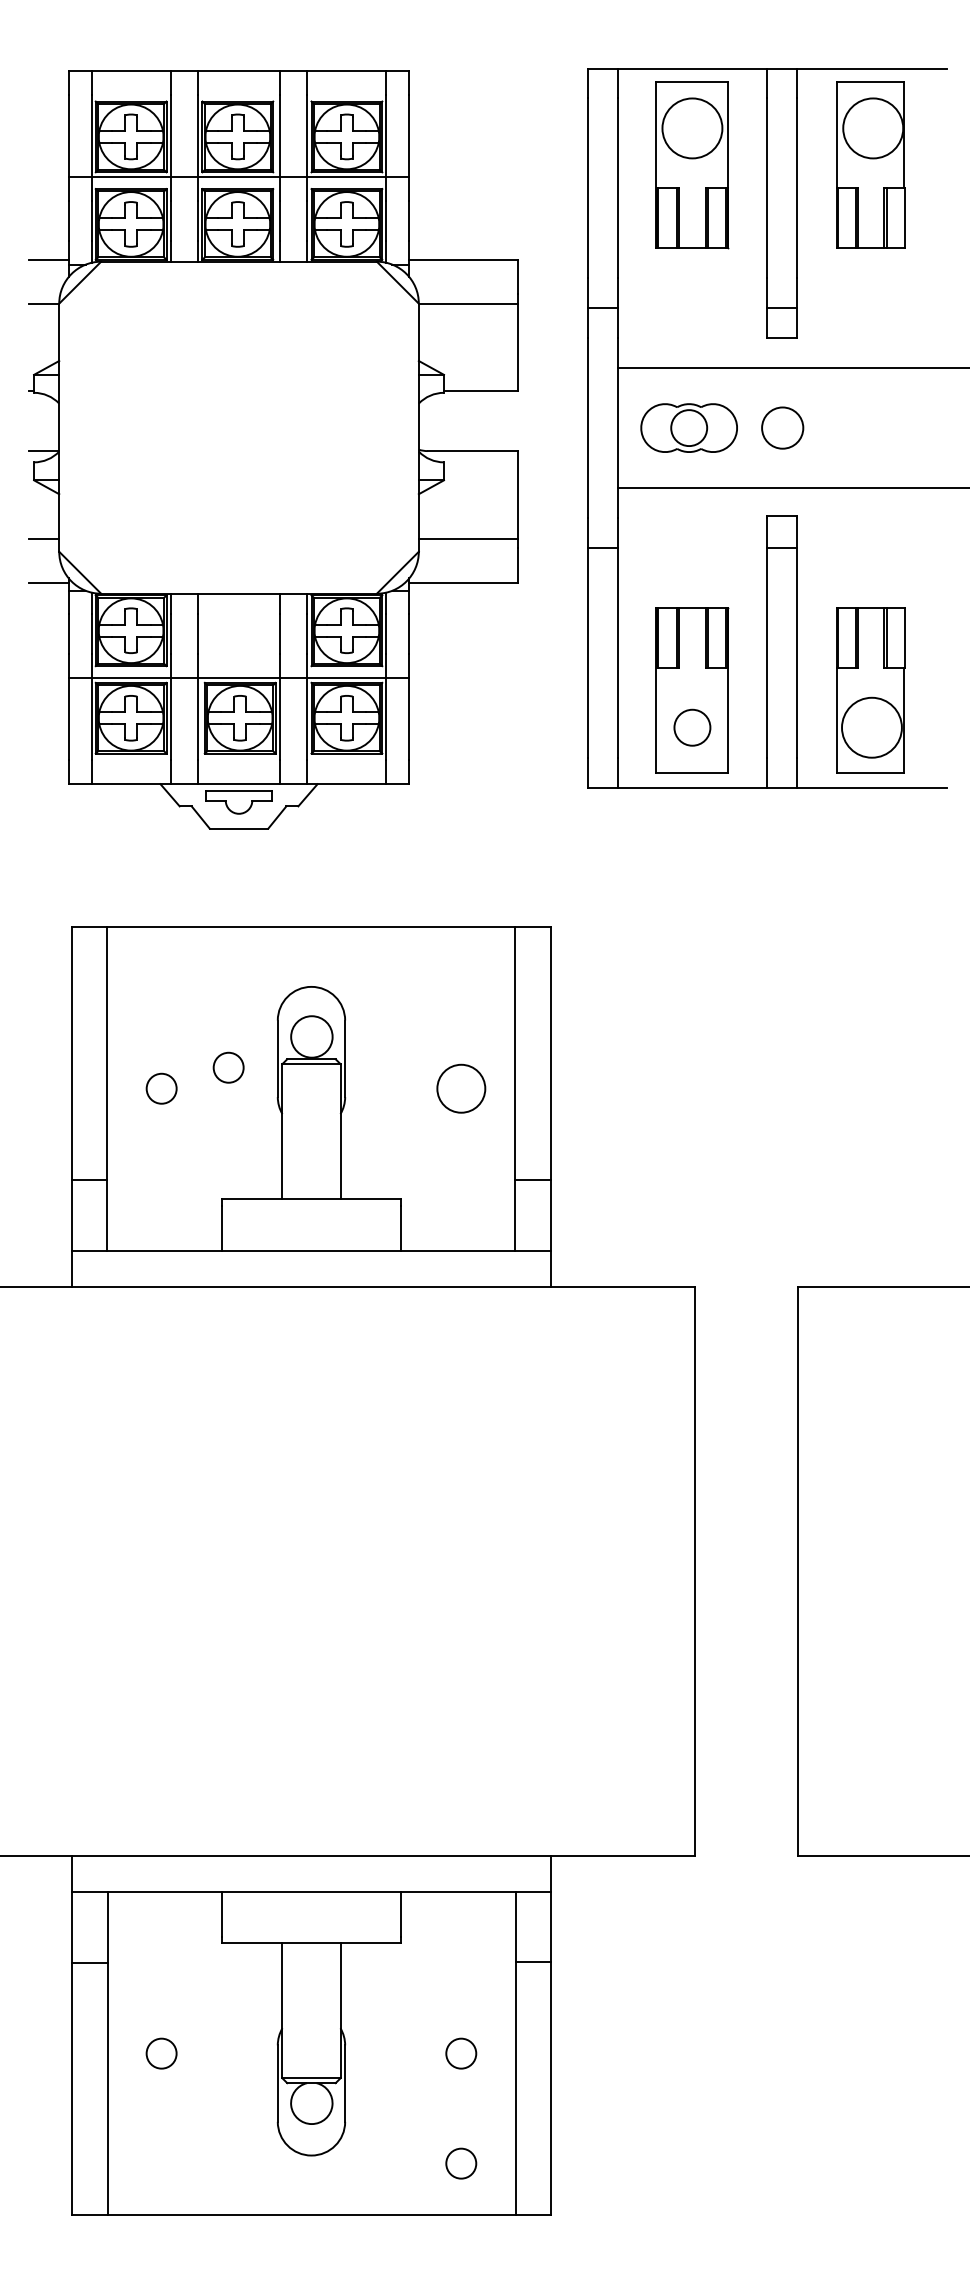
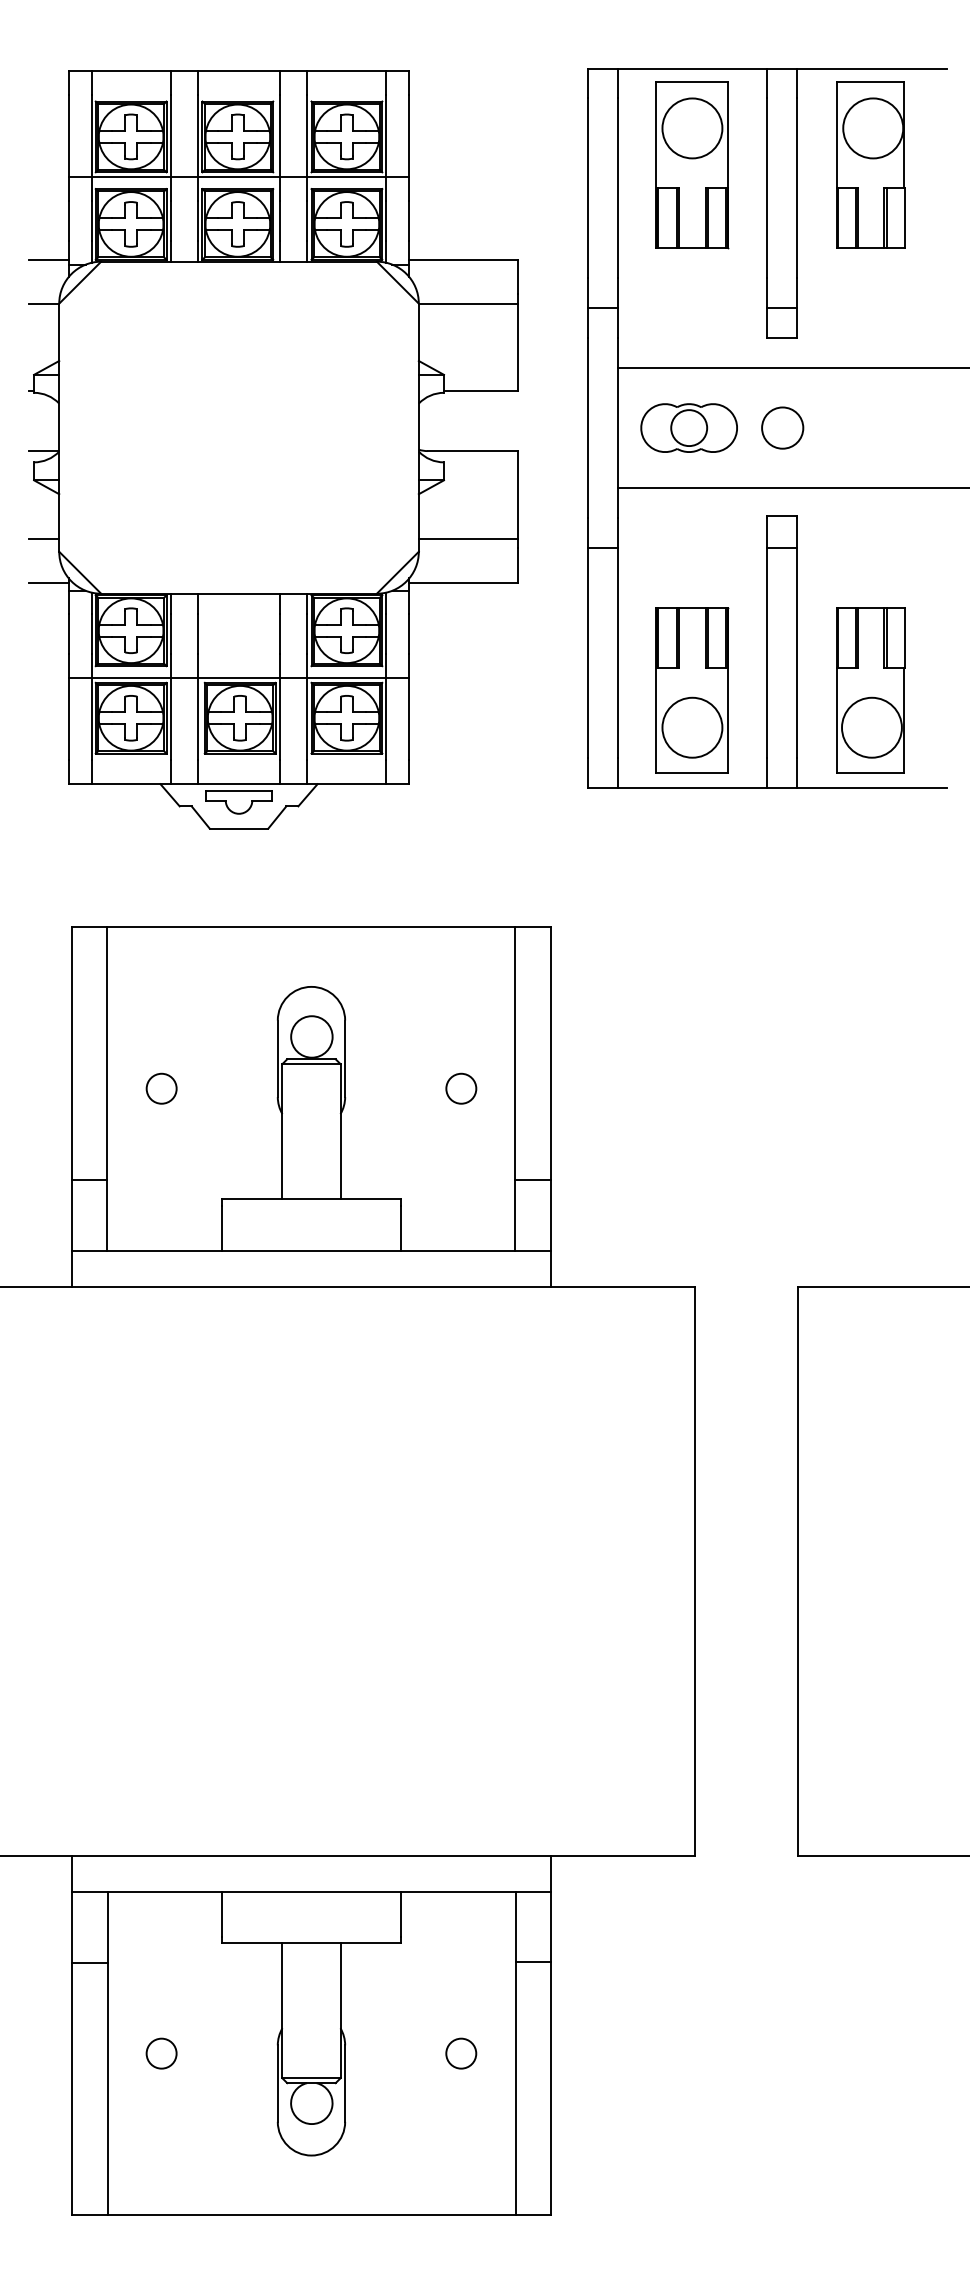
circle diameter: 36 px -> 60 px (692, 727)
circle: present -> none (228, 1067)
circle diameter: 48 px -> 30 px (461, 1088)
circle: present -> none (461, 2163)
